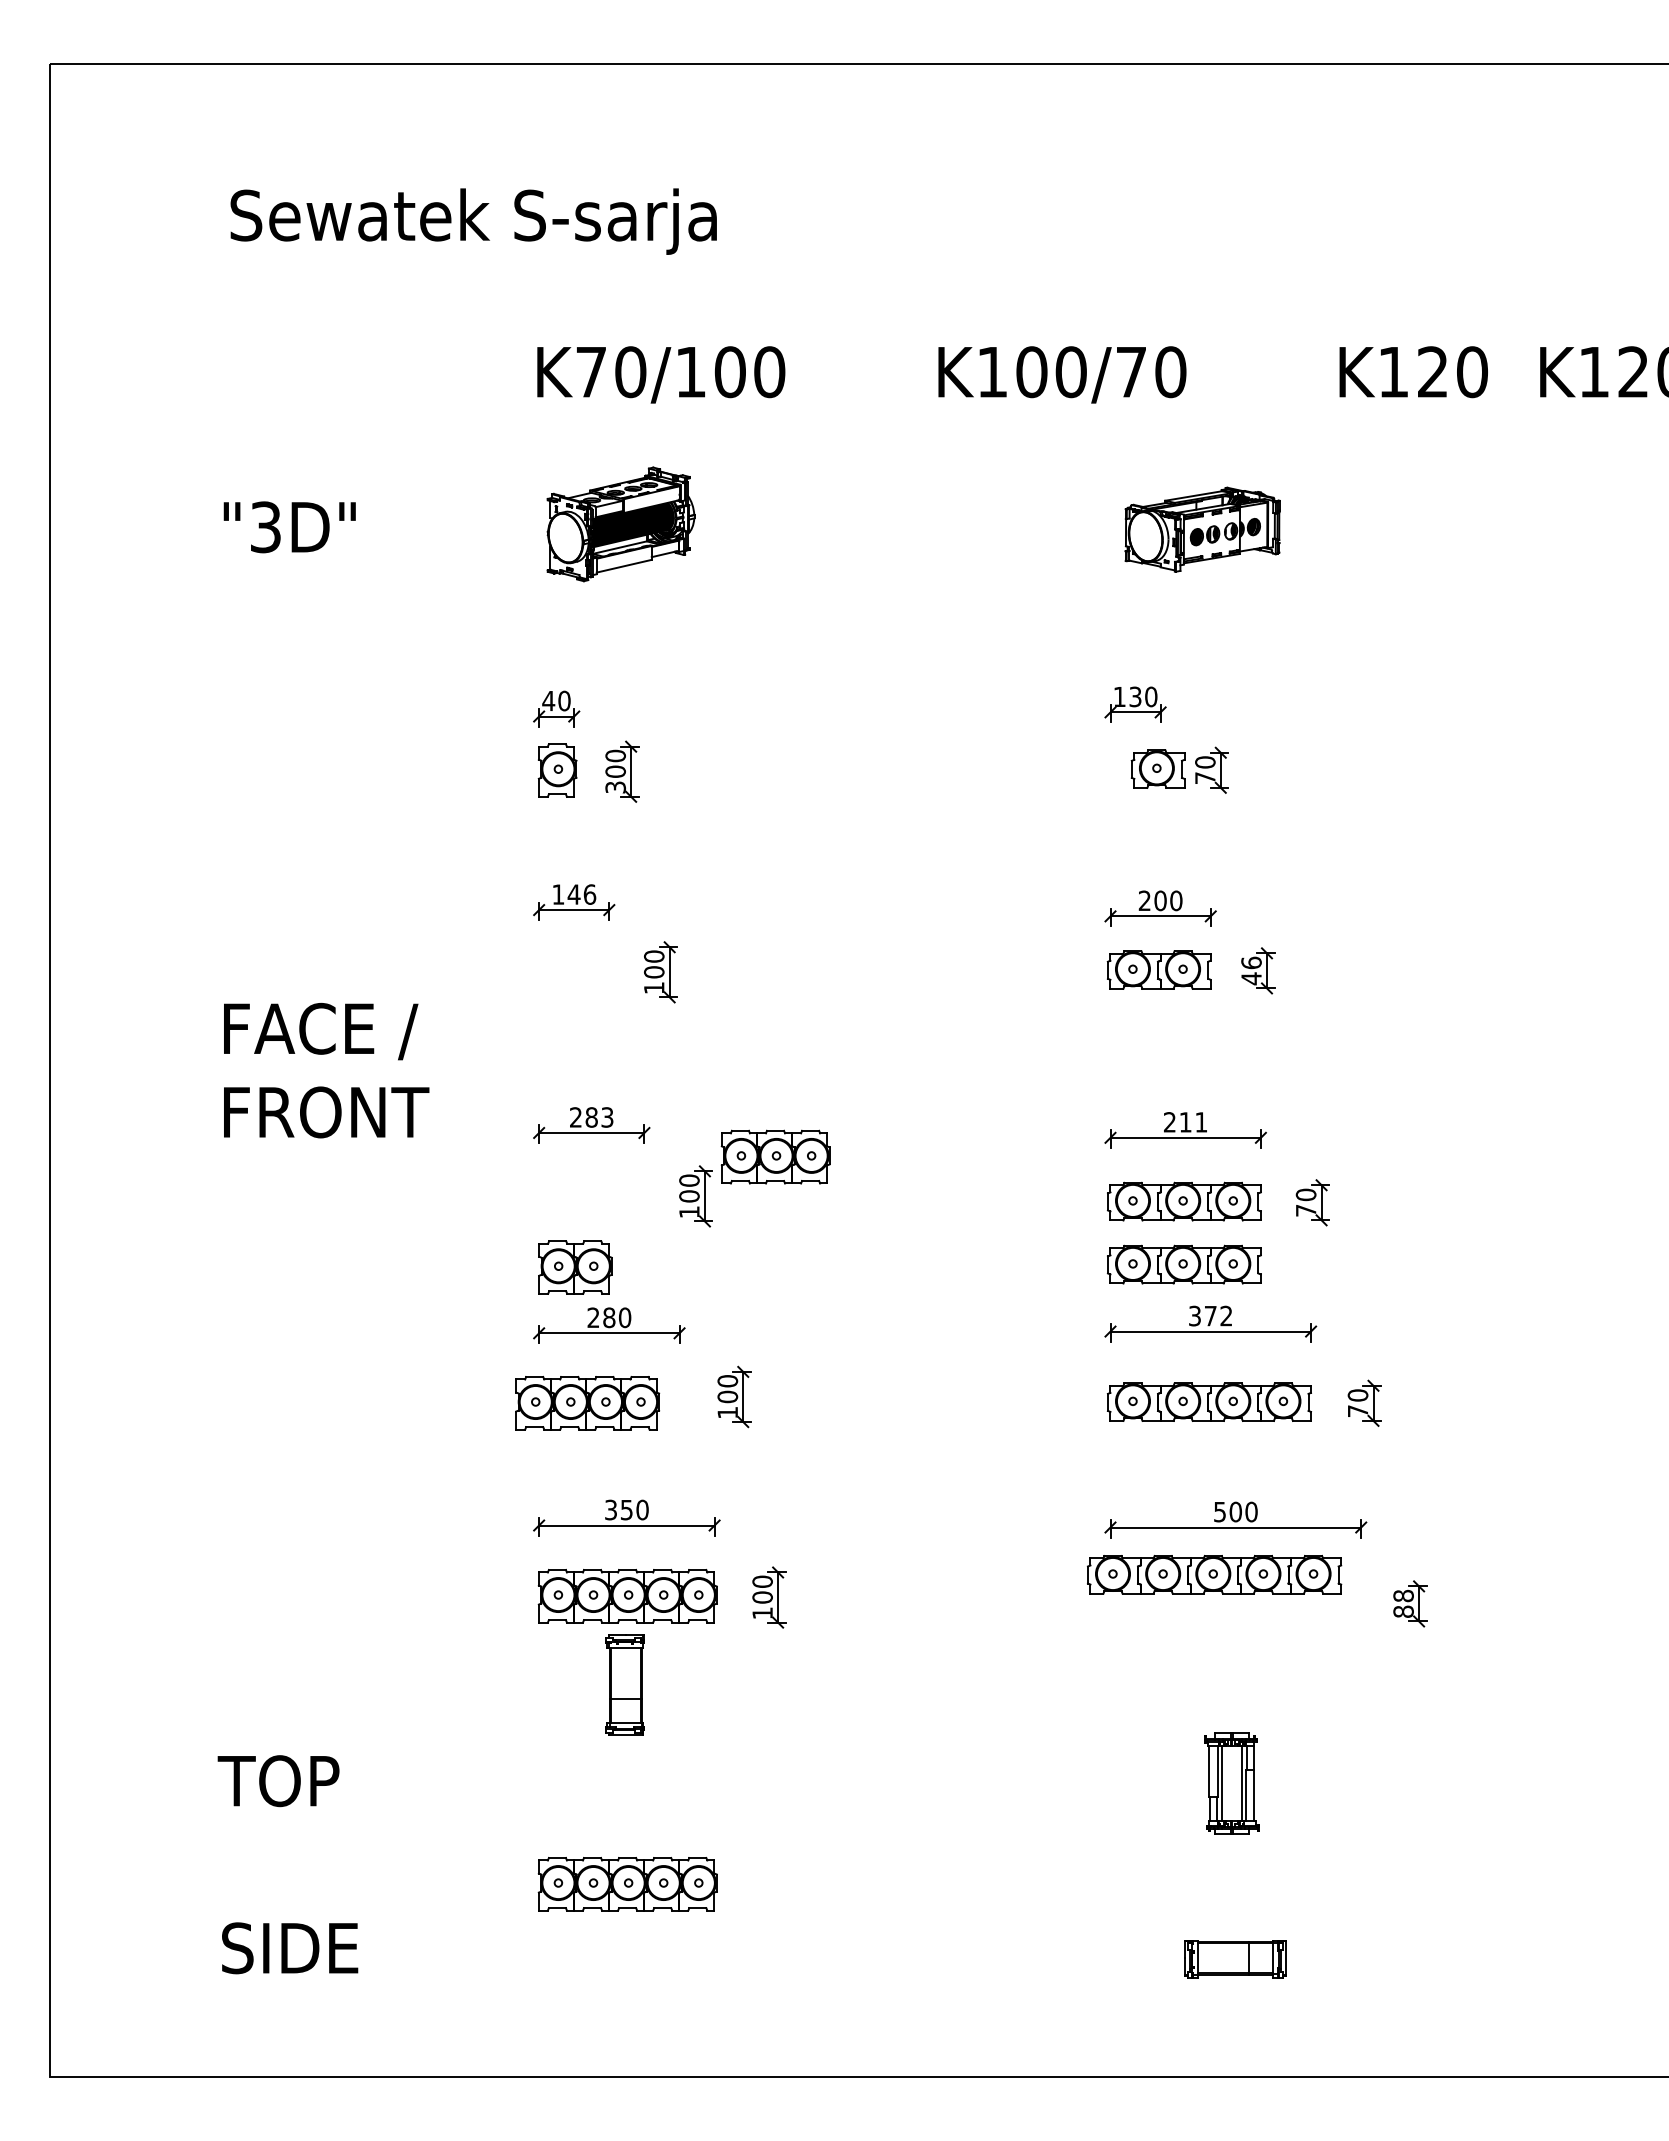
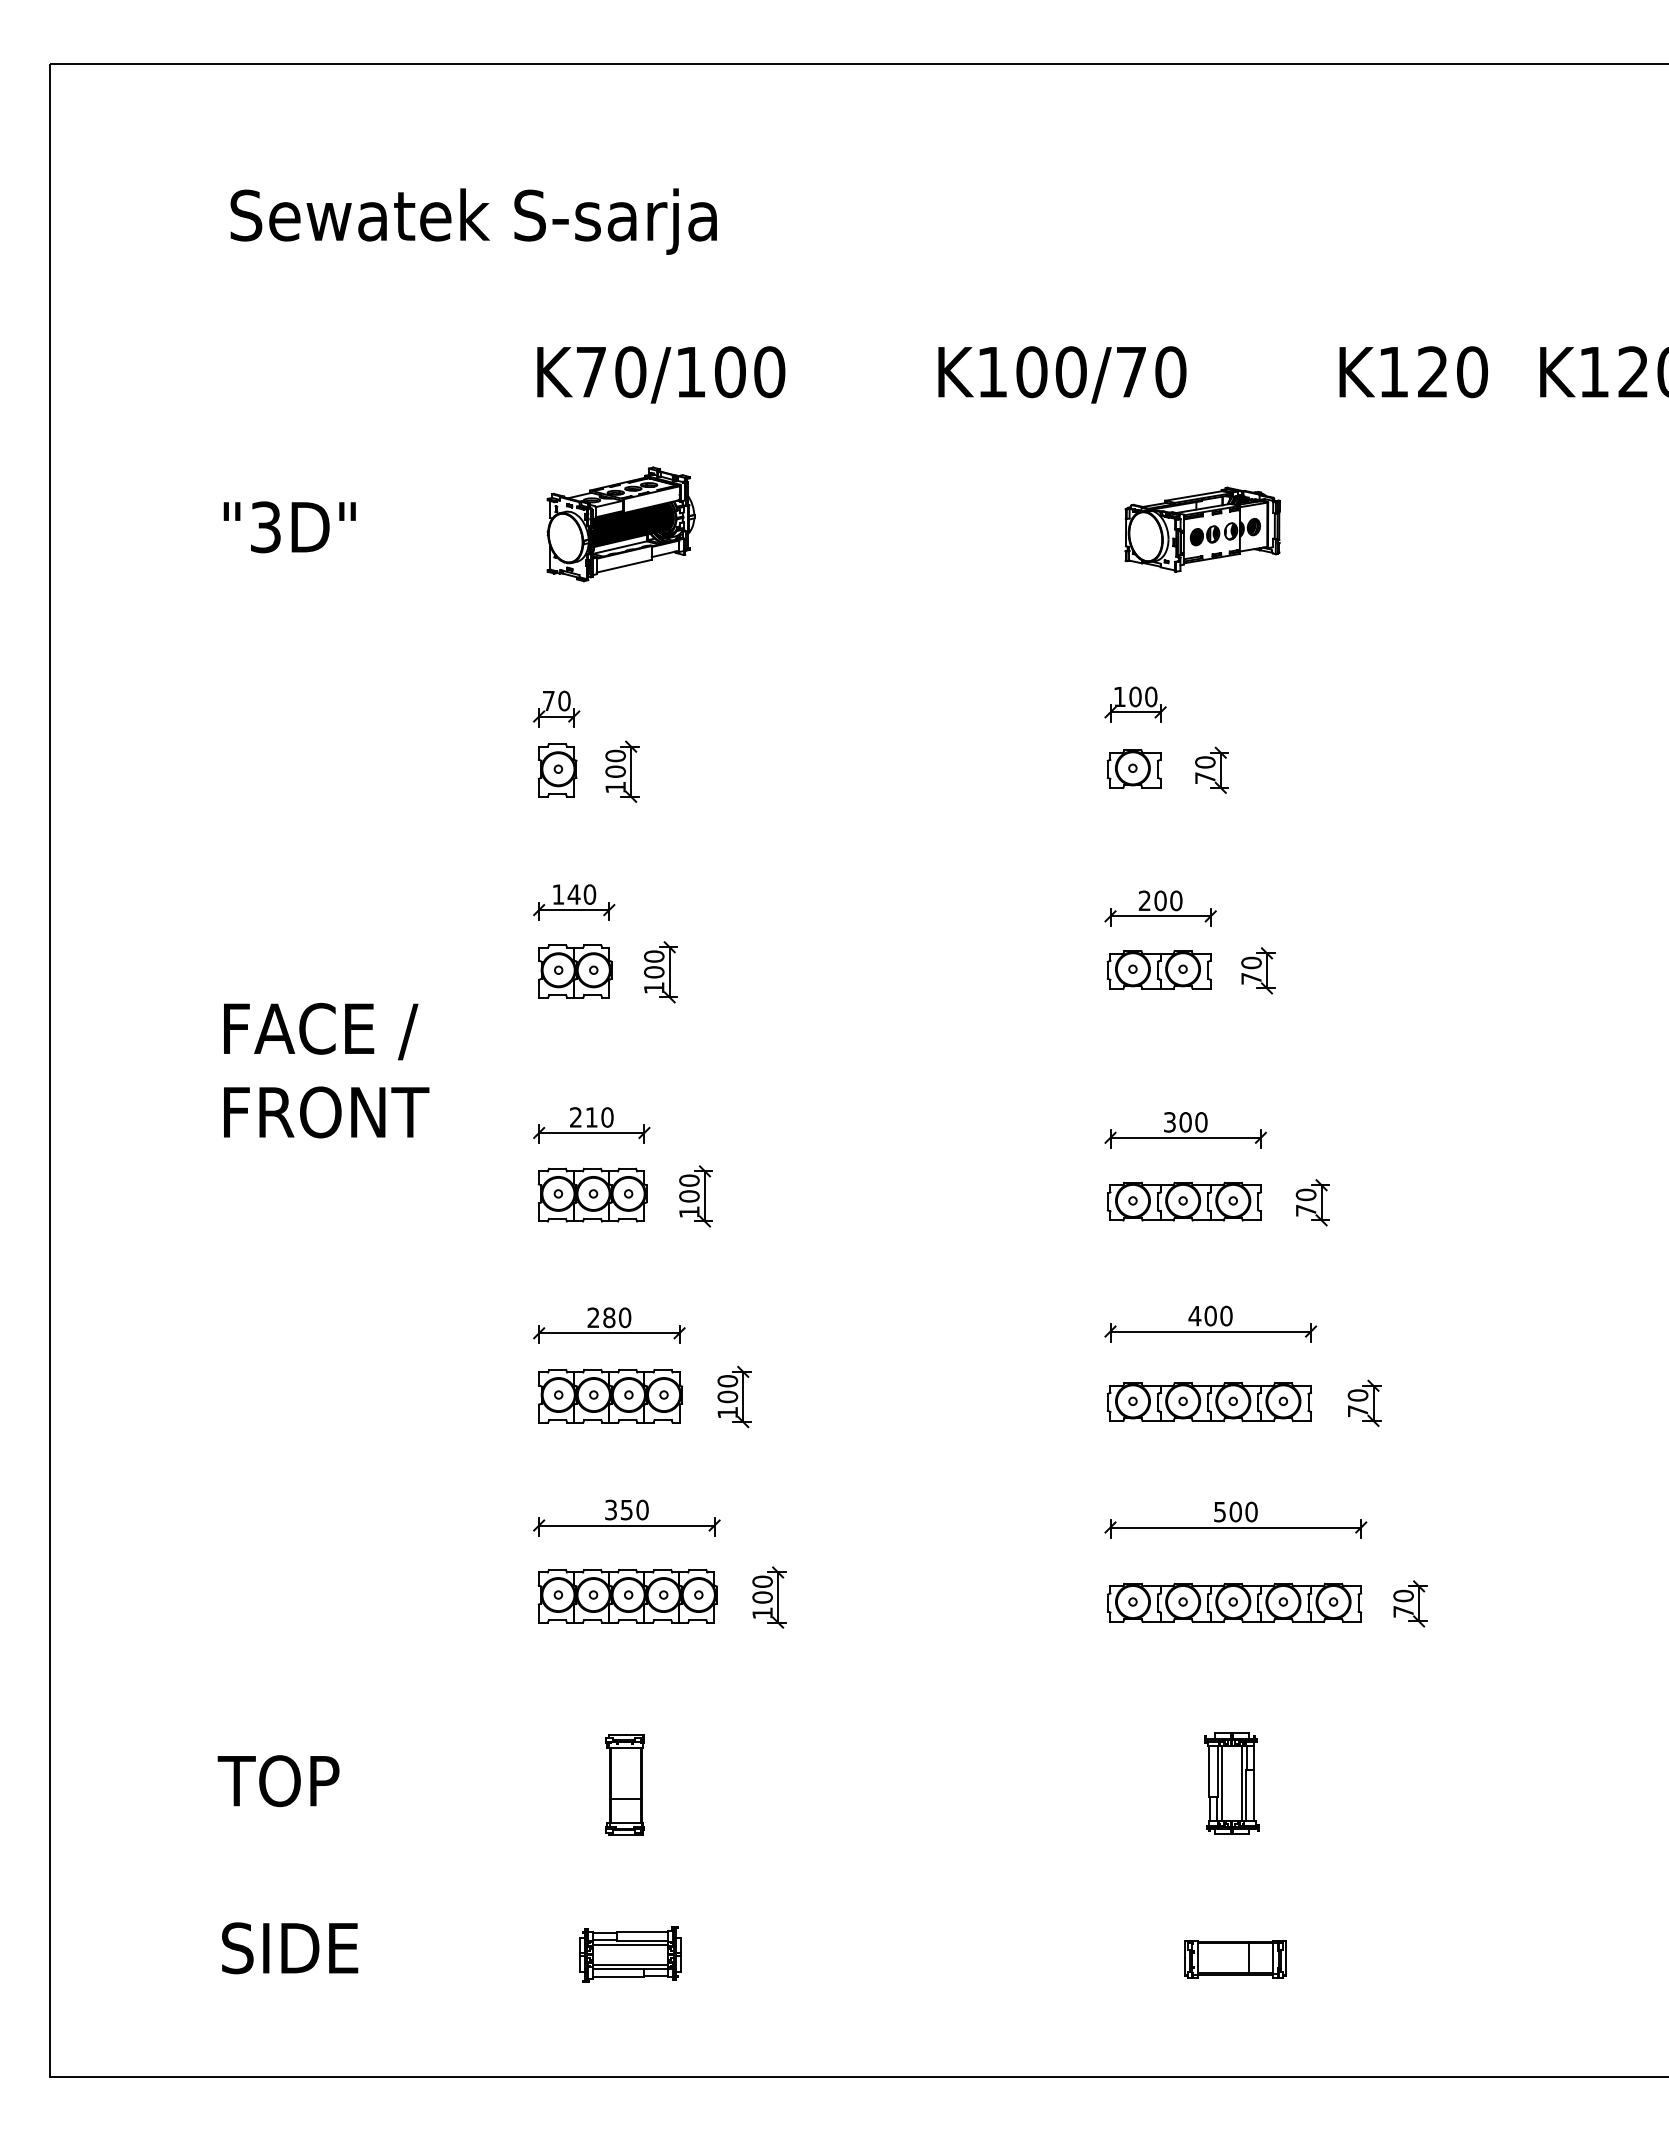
text: 130 -> 100 (1135, 696)
text: 40 -> 70 (548, 700)
part position: (1157, 768) -> (1133, 768) (1133, 768)
text: 300 -> 100 (615, 787)
text: 146 -> 140 (589, 894)
text: 46 -> 70 (1251, 970)
text: 283 -> 210 (599, 1117)
text: 211 -> 300 (1185, 1122)
part position: (775, 1156) -> (592, 1194) (592, 1194)
part: present -> none (1184, 1264)
part position: (575, 1267) -> (575, 971) (575, 971)
text: 372 -> 400 (1210, 1315)
part position: (587, 1403) -> (610, 1396) (610, 1396)
part position: (1214, 1574) -> (1234, 1602) (1234, 1602)
text: 88 -> 70 (1403, 1603)
part position: (624, 1684) -> (624, 1784) (624, 1784)
part: present -> none (627, 1884)
part: none -> present (630, 1954)
